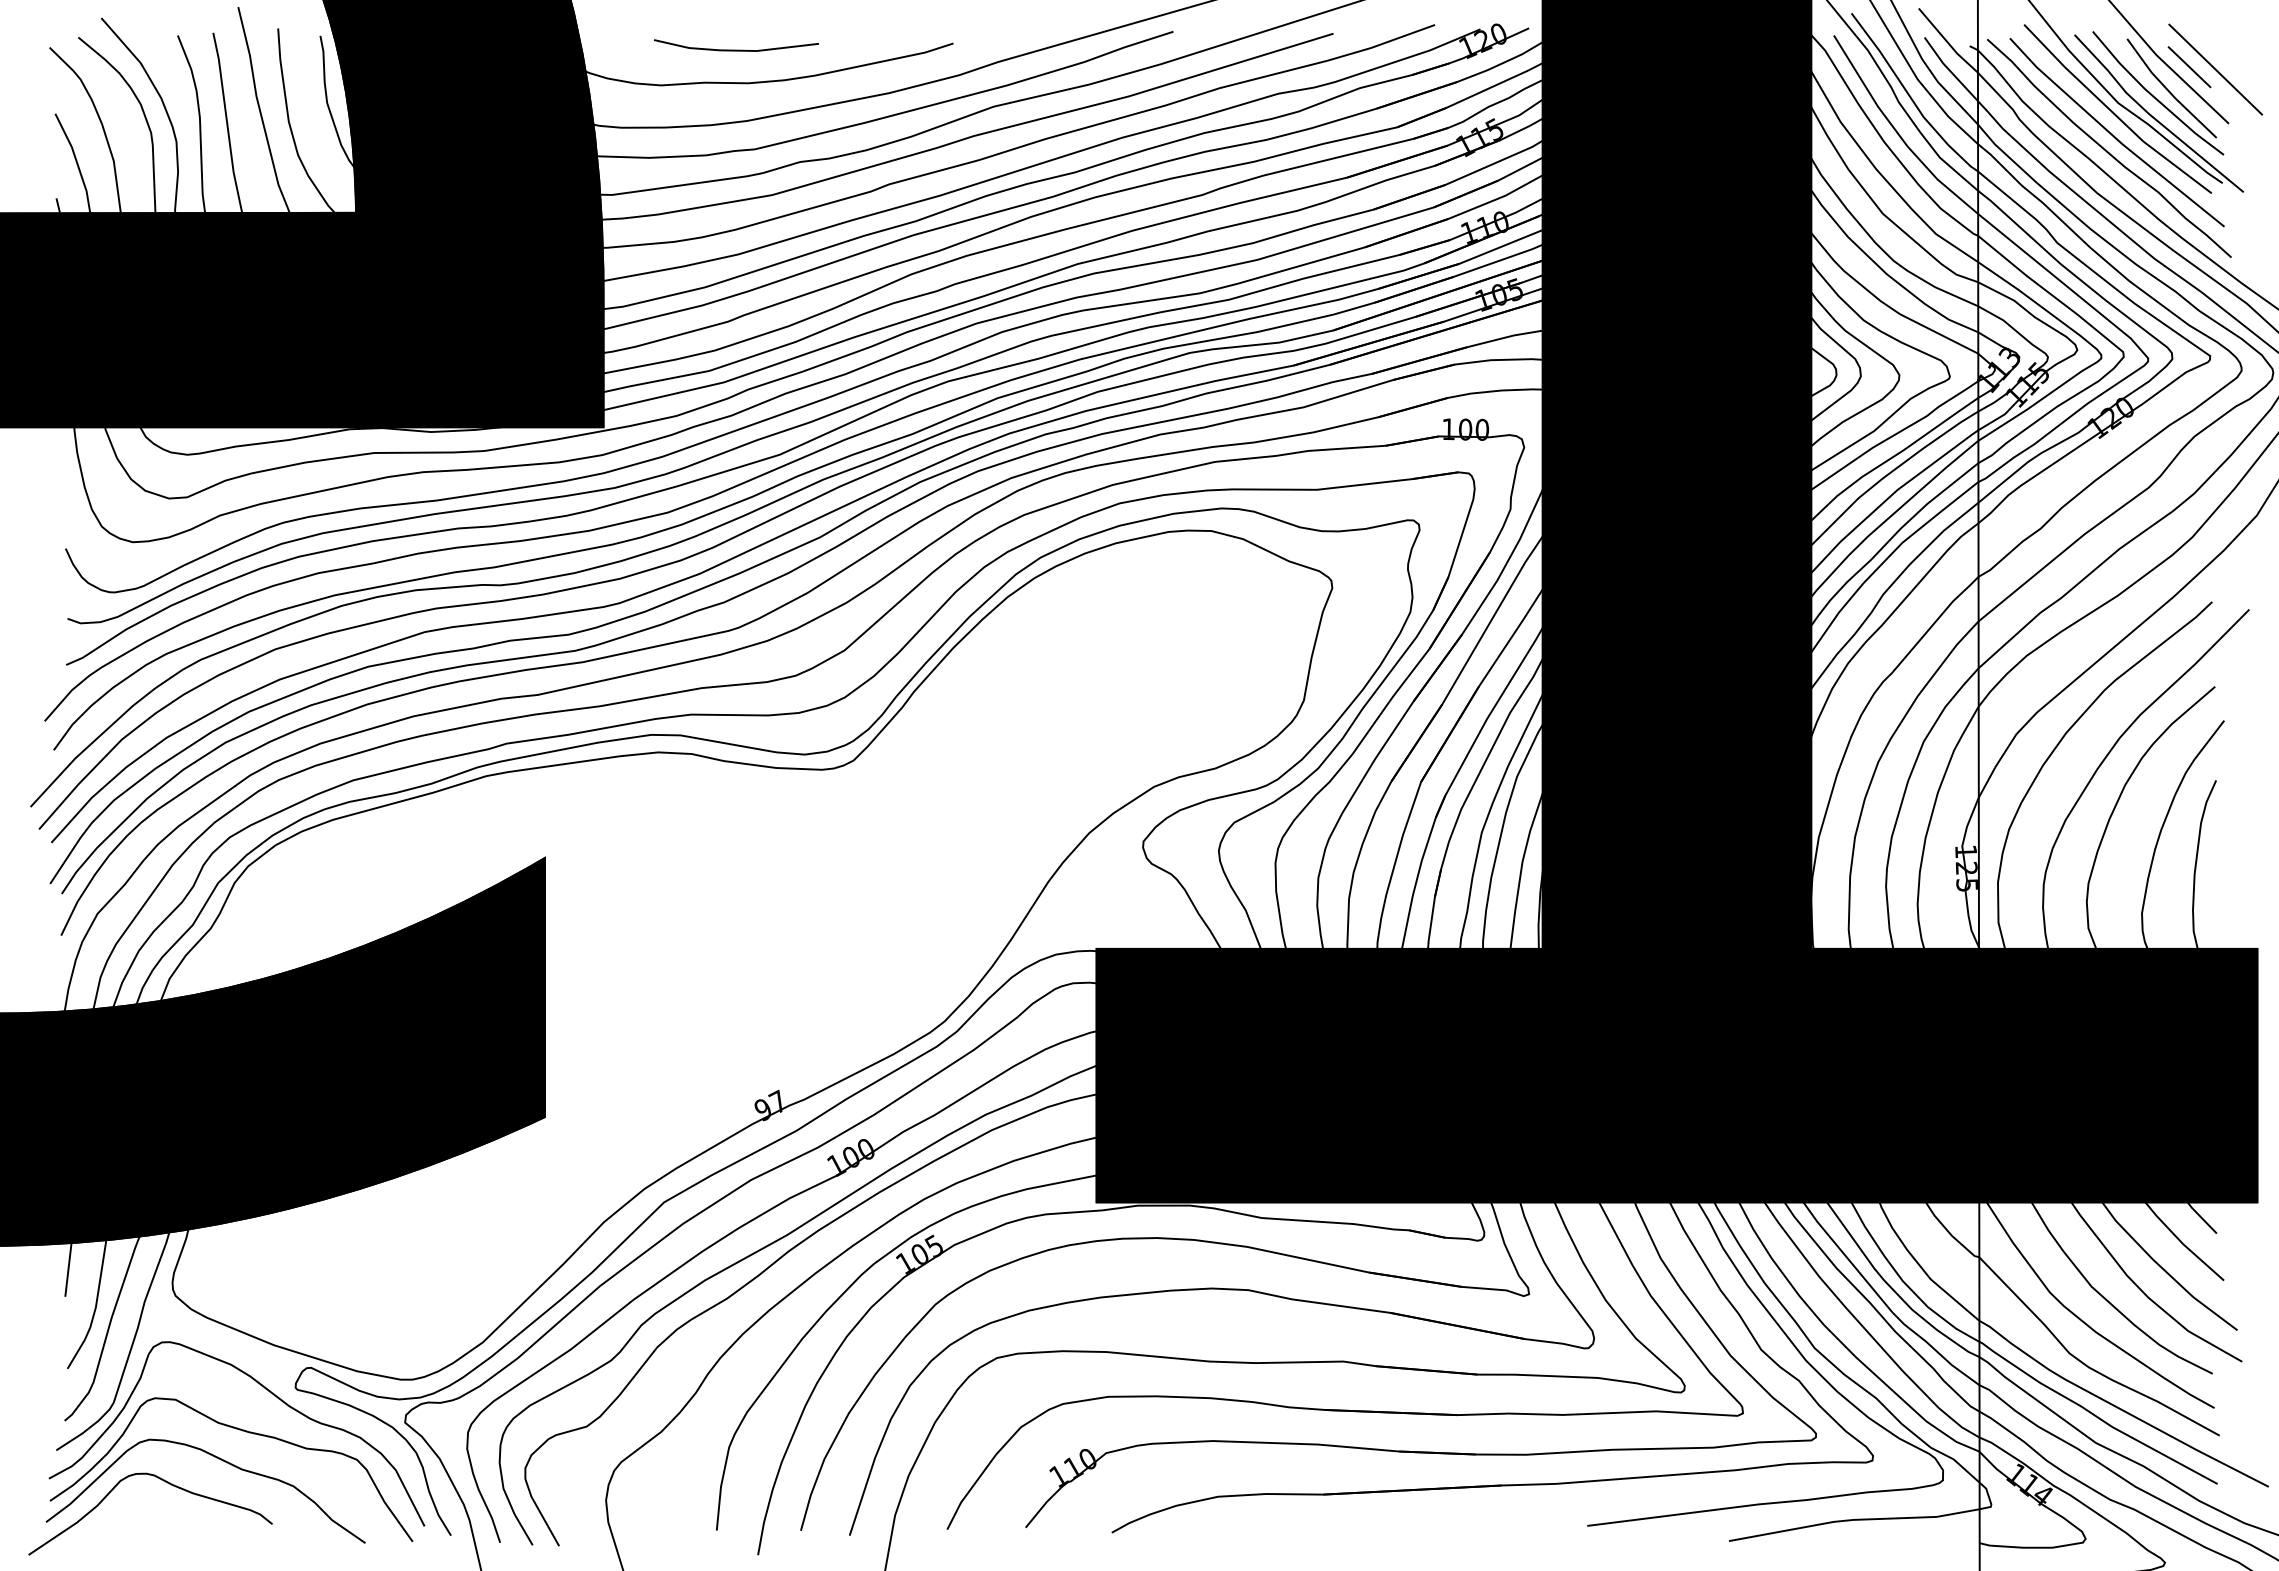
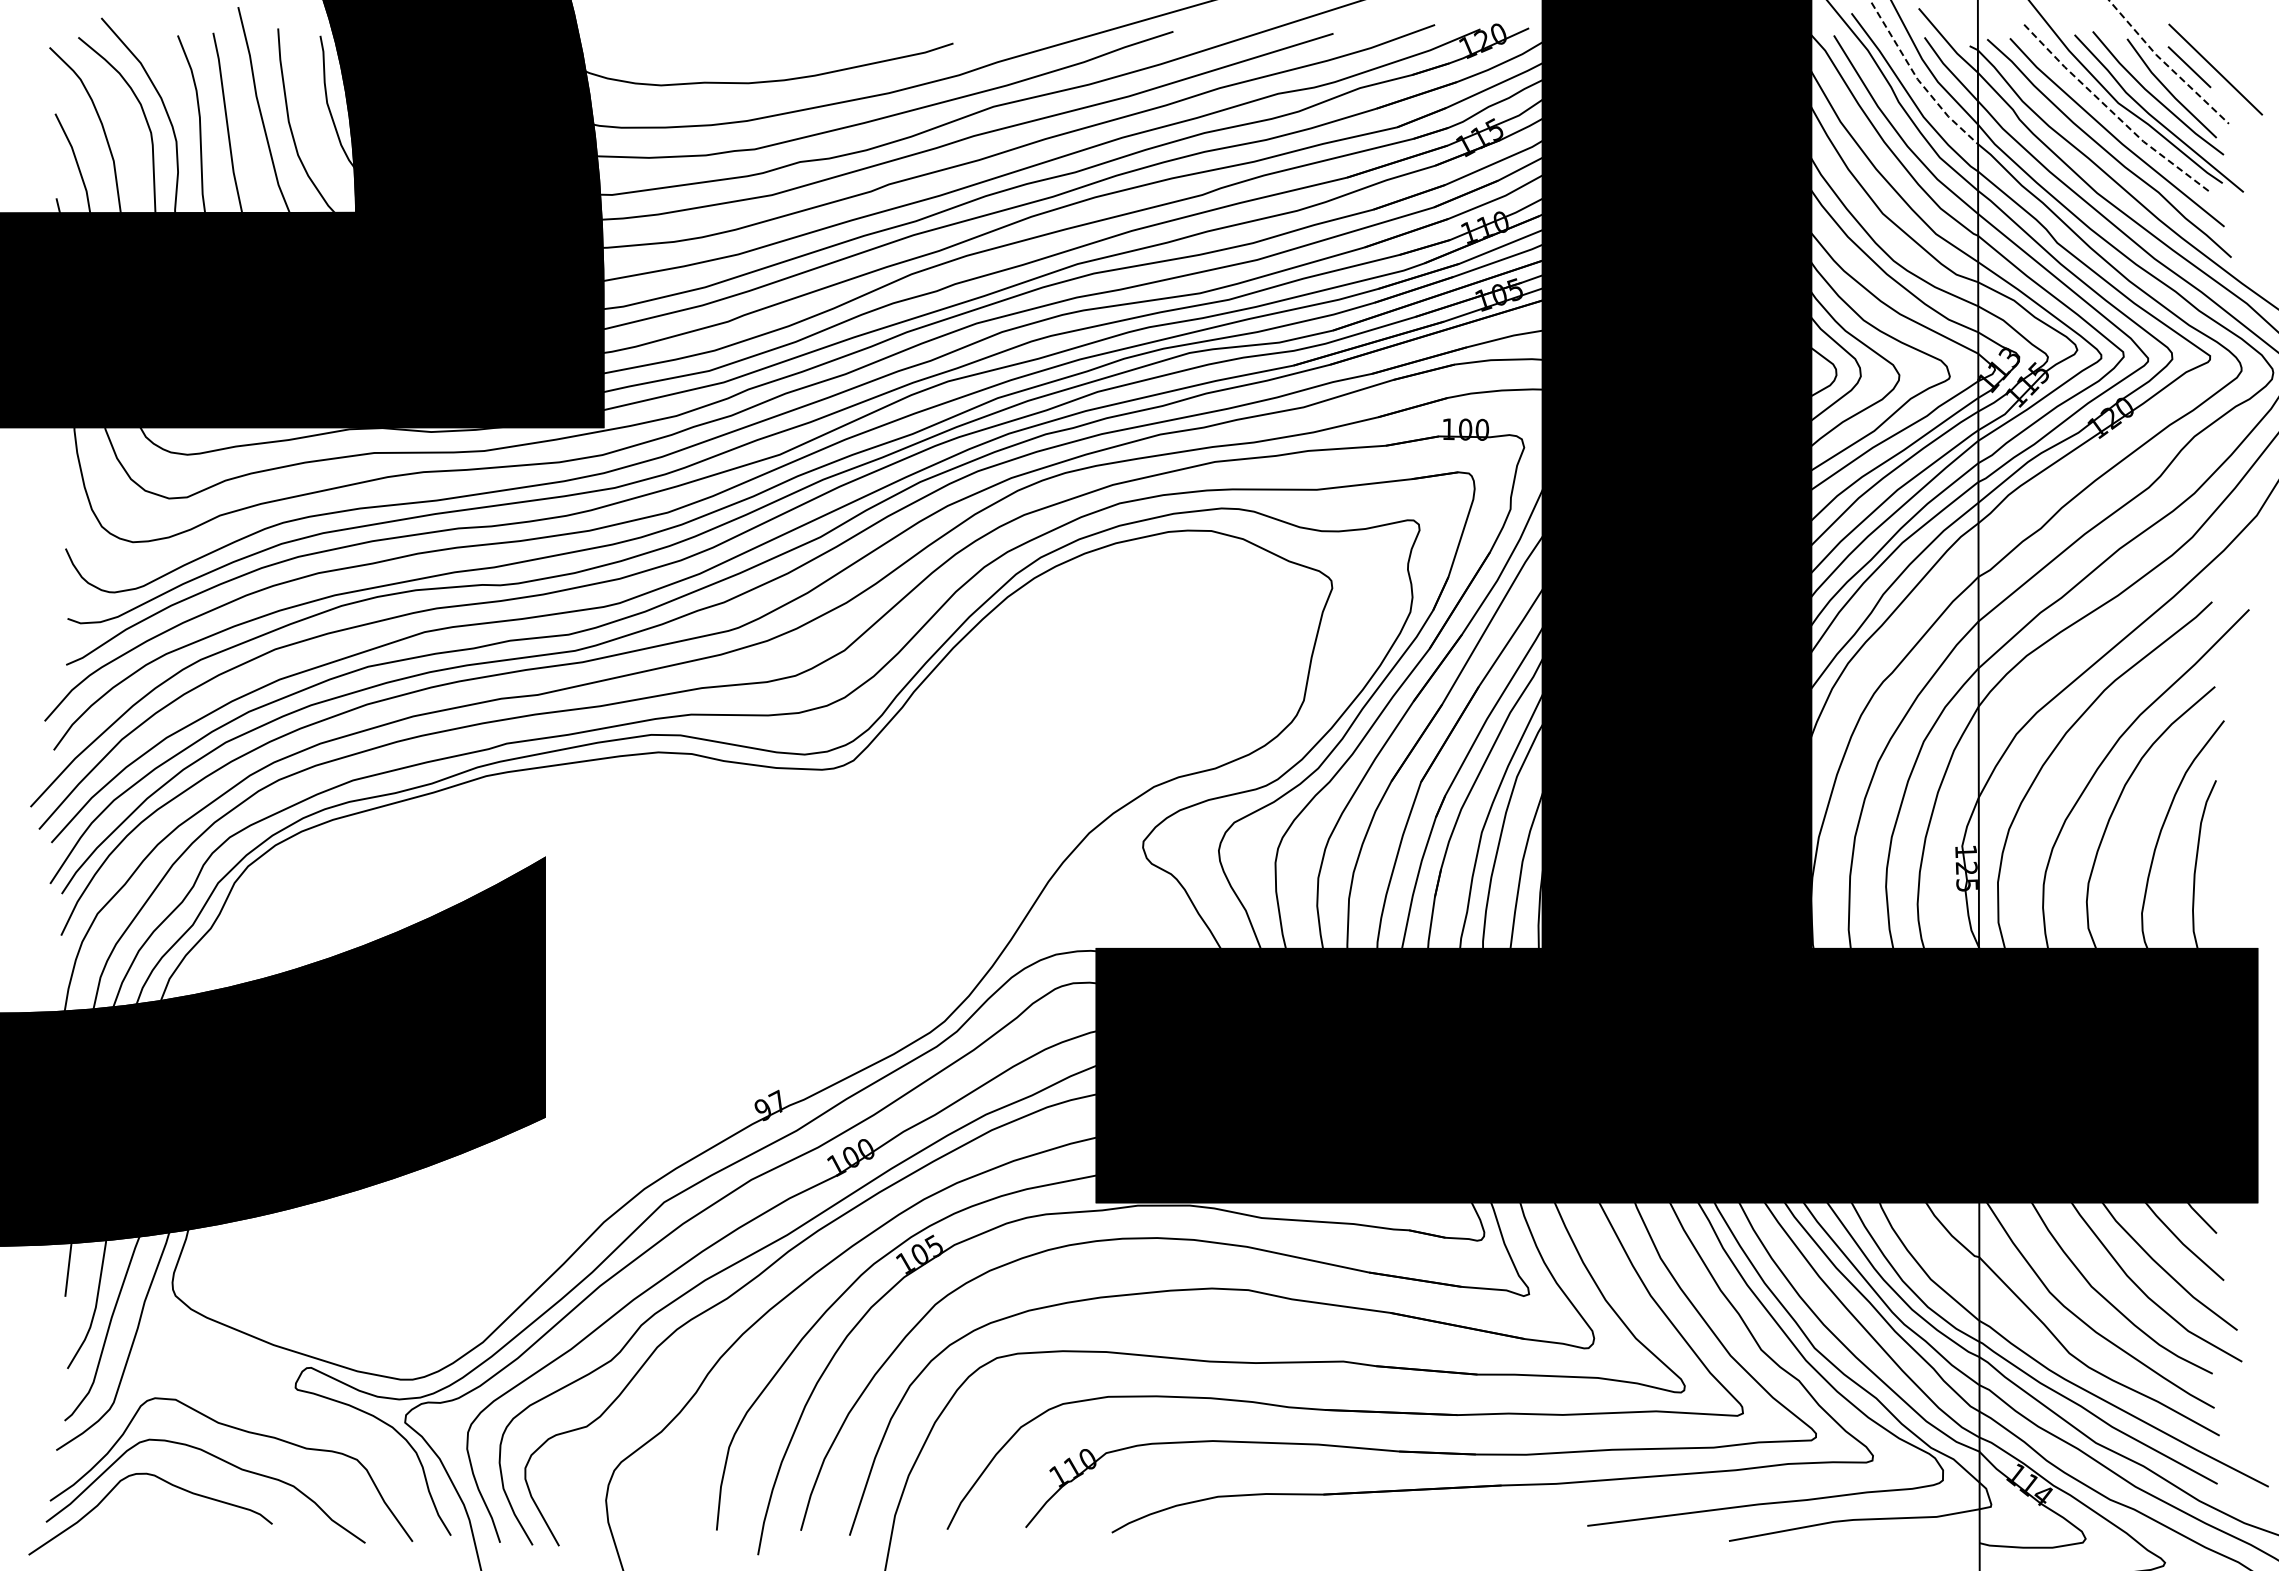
line: present -> none (736, 49)
line: solid -> dashed (2166, 64)
line: solid -> dashed (1917, 79)
line: solid -> dashed (2113, 113)
curve: present -> none (270, 1393)
